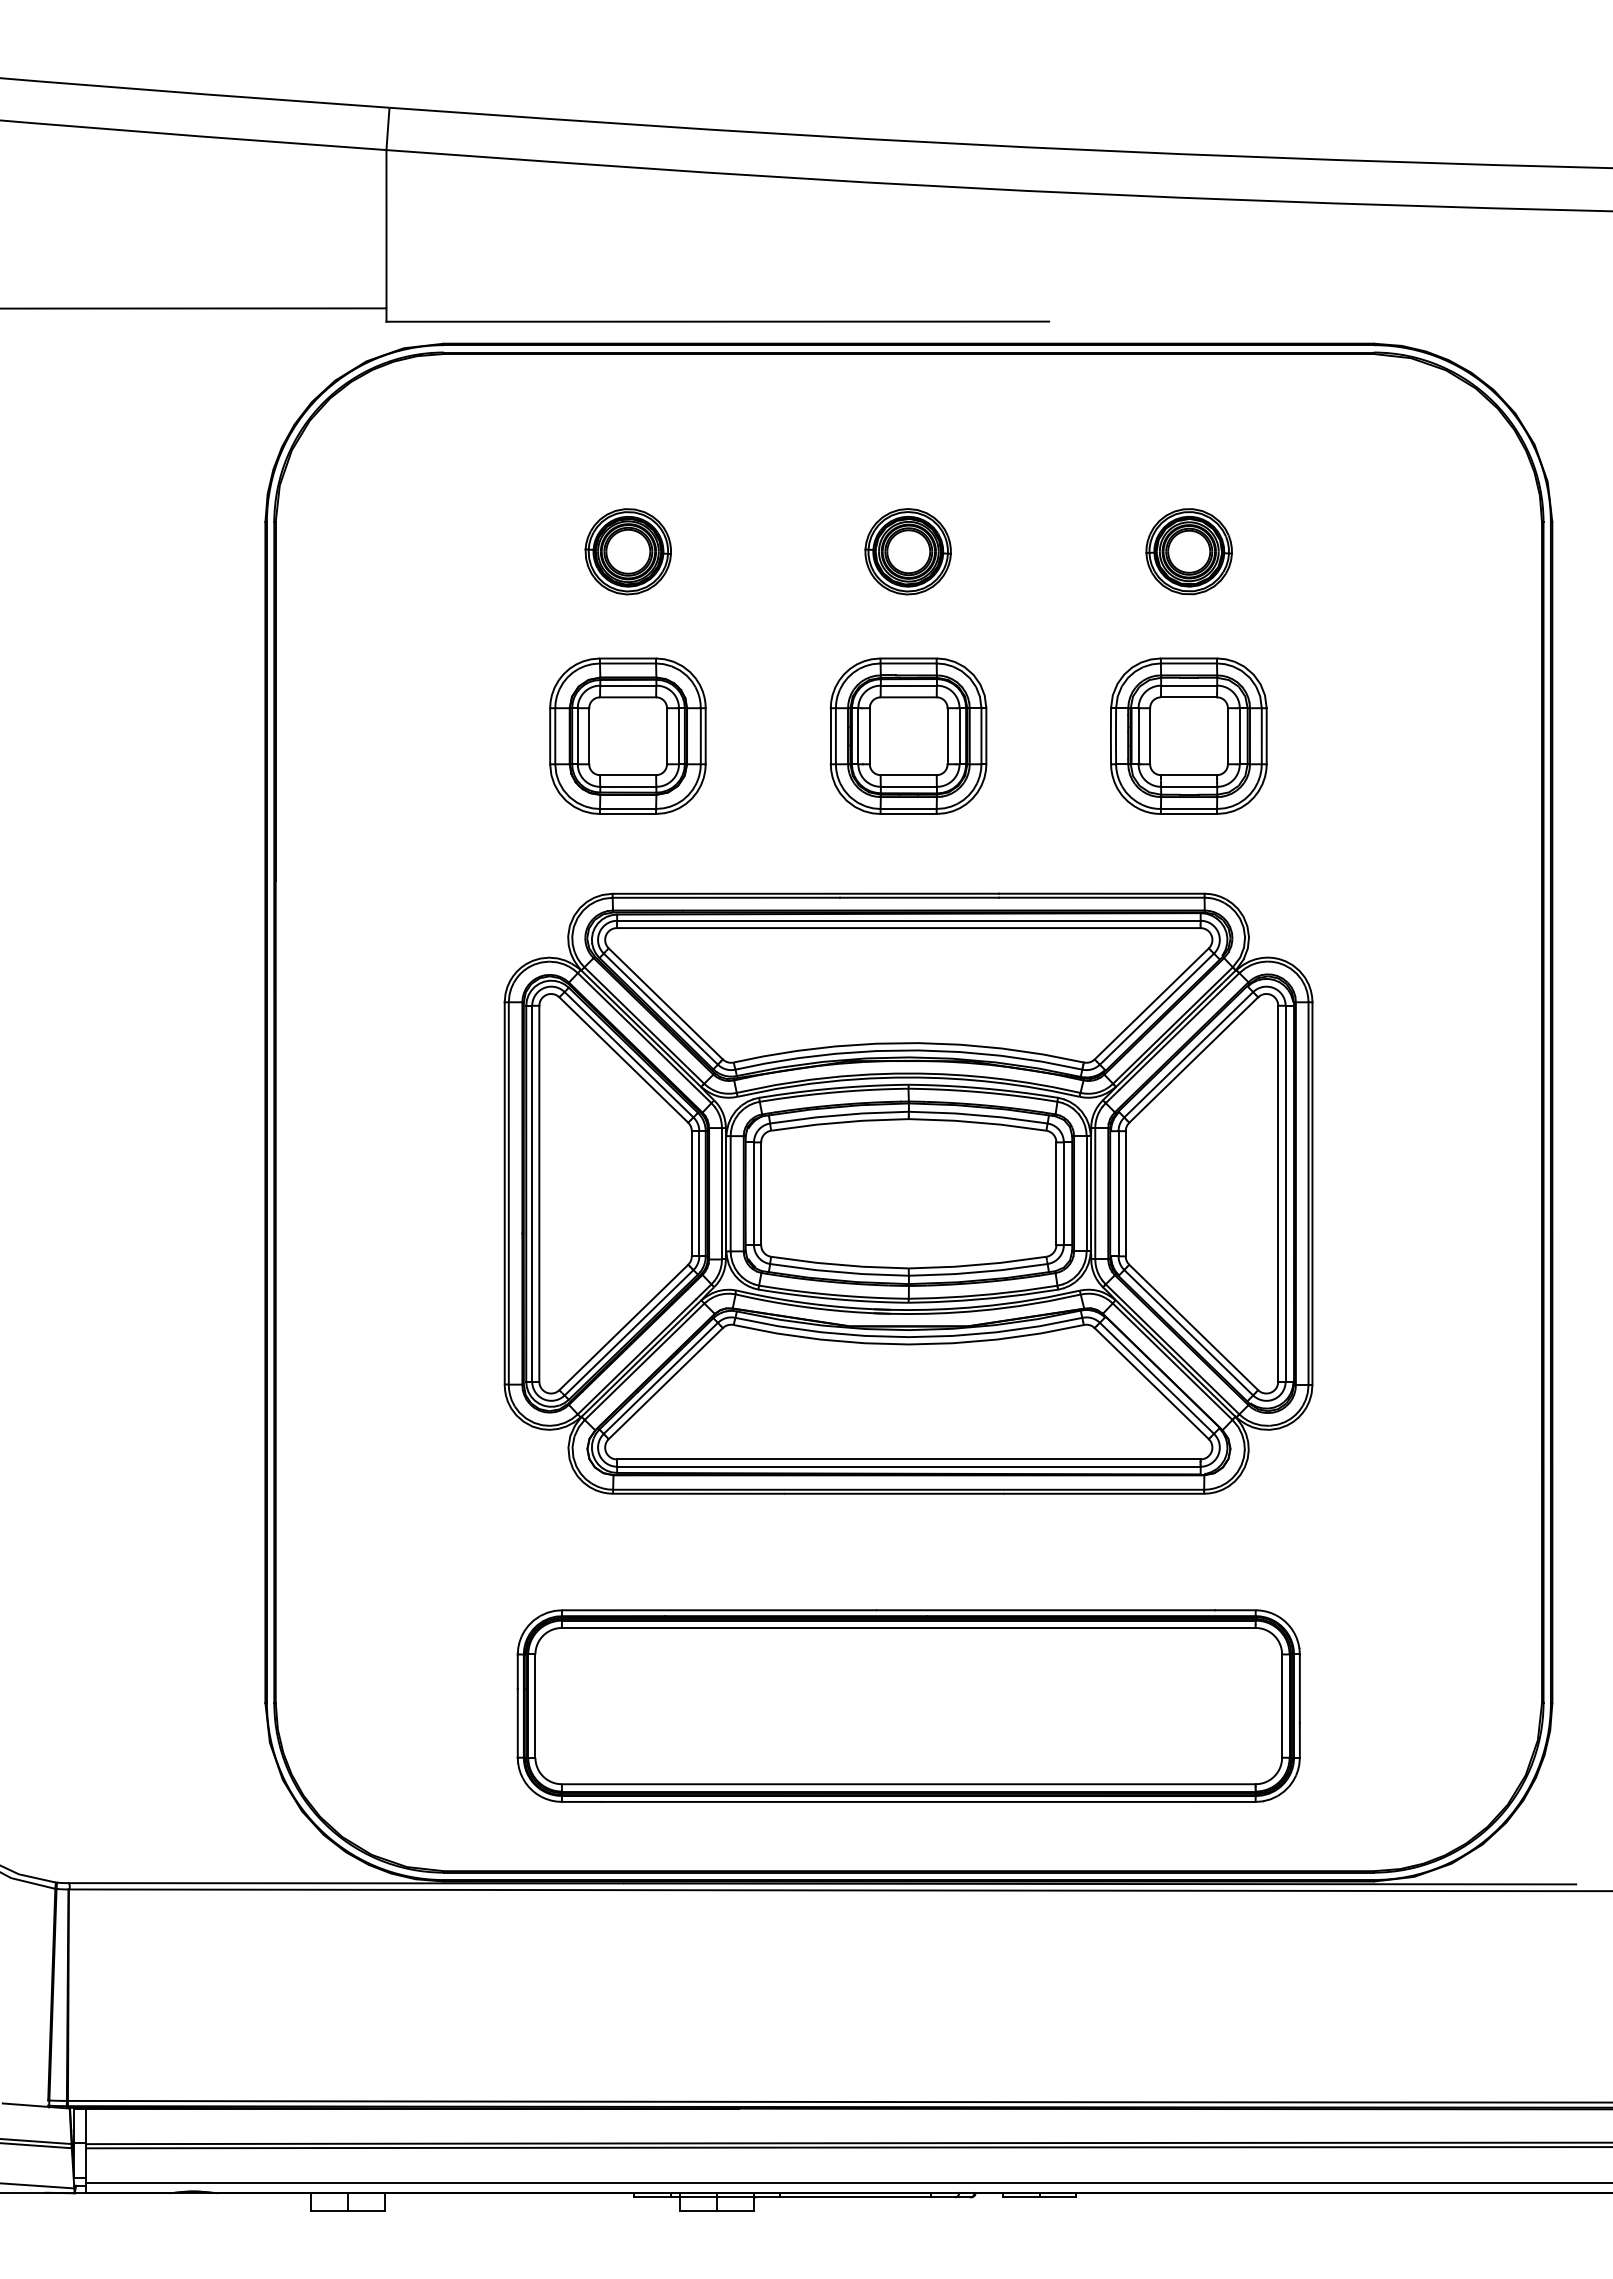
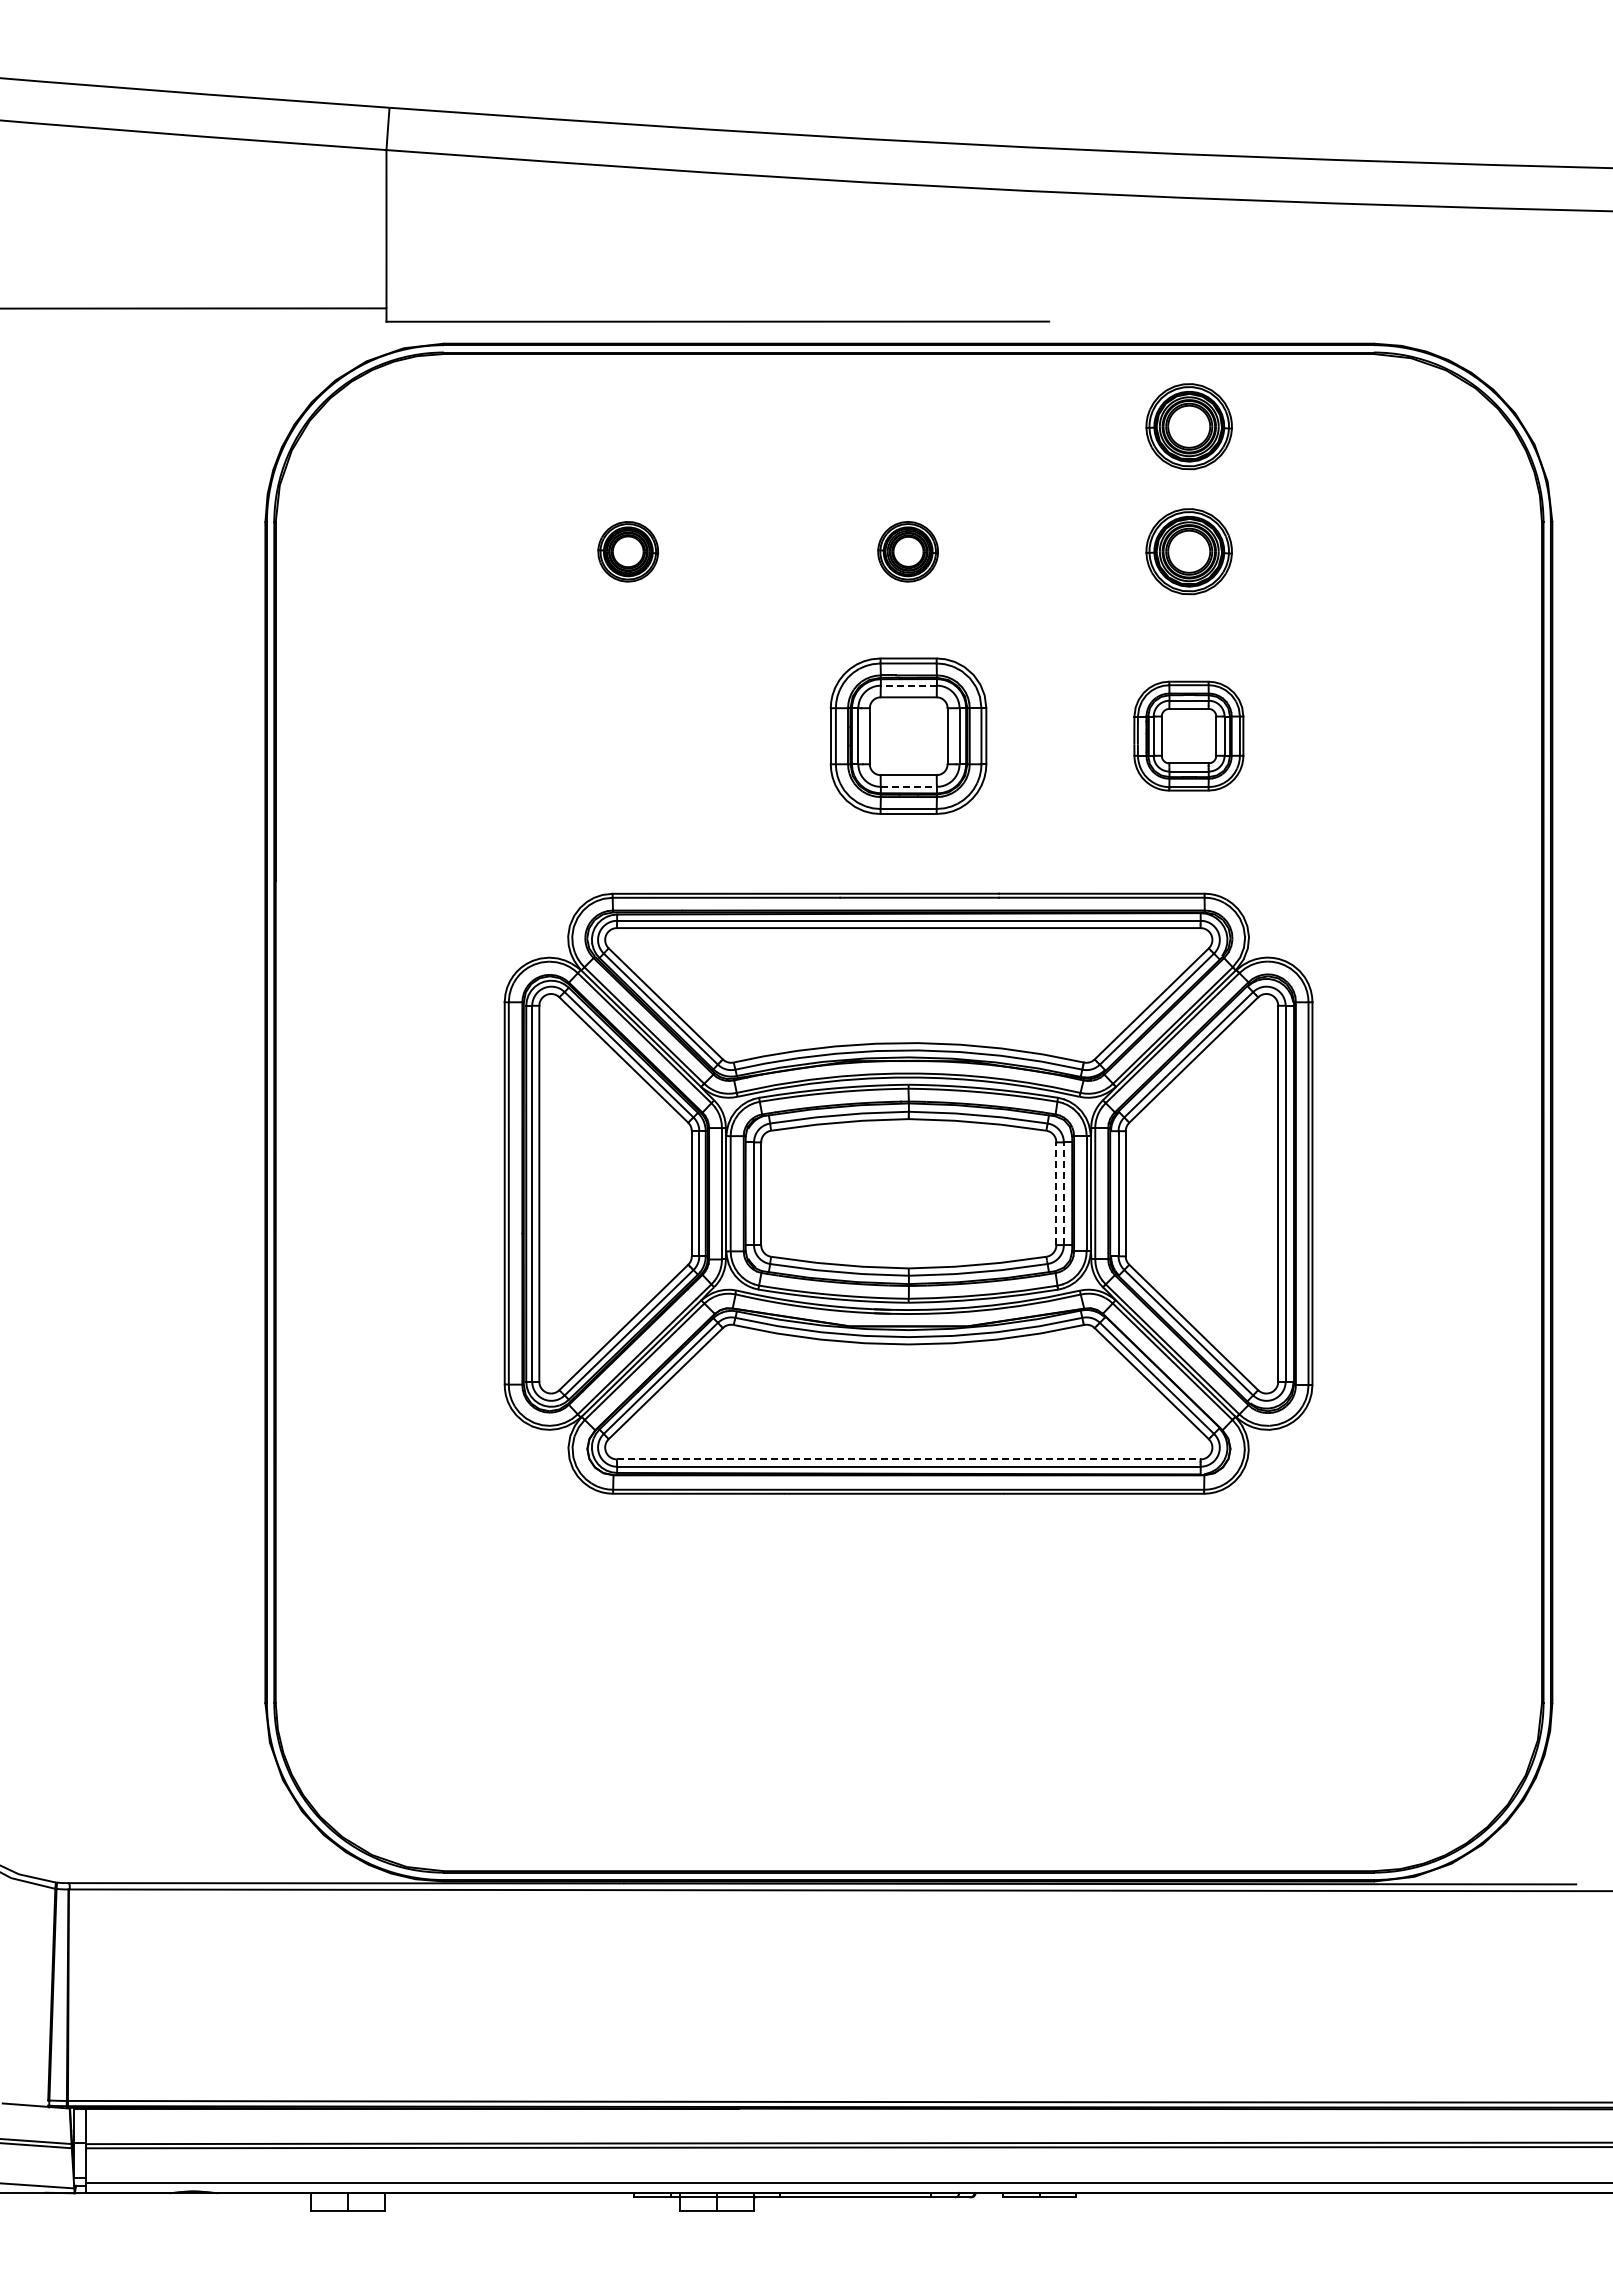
part: none -> present (1188, 426)
part size: 88x88 px -> 63x62 px (628, 551)
part size: 88x88 px -> 62x62 px (907, 551)
line: solid -> dashed (908, 685)
part: present -> none (627, 735)
part size: 158x158 px -> 112x112 px (1188, 735)
line: solid -> dashed (909, 786)
line: solid -> dashed (1056, 1193)
line: solid -> dashed (1063, 1193)
line: solid -> dashed (908, 1459)
part: present -> none (908, 1705)
